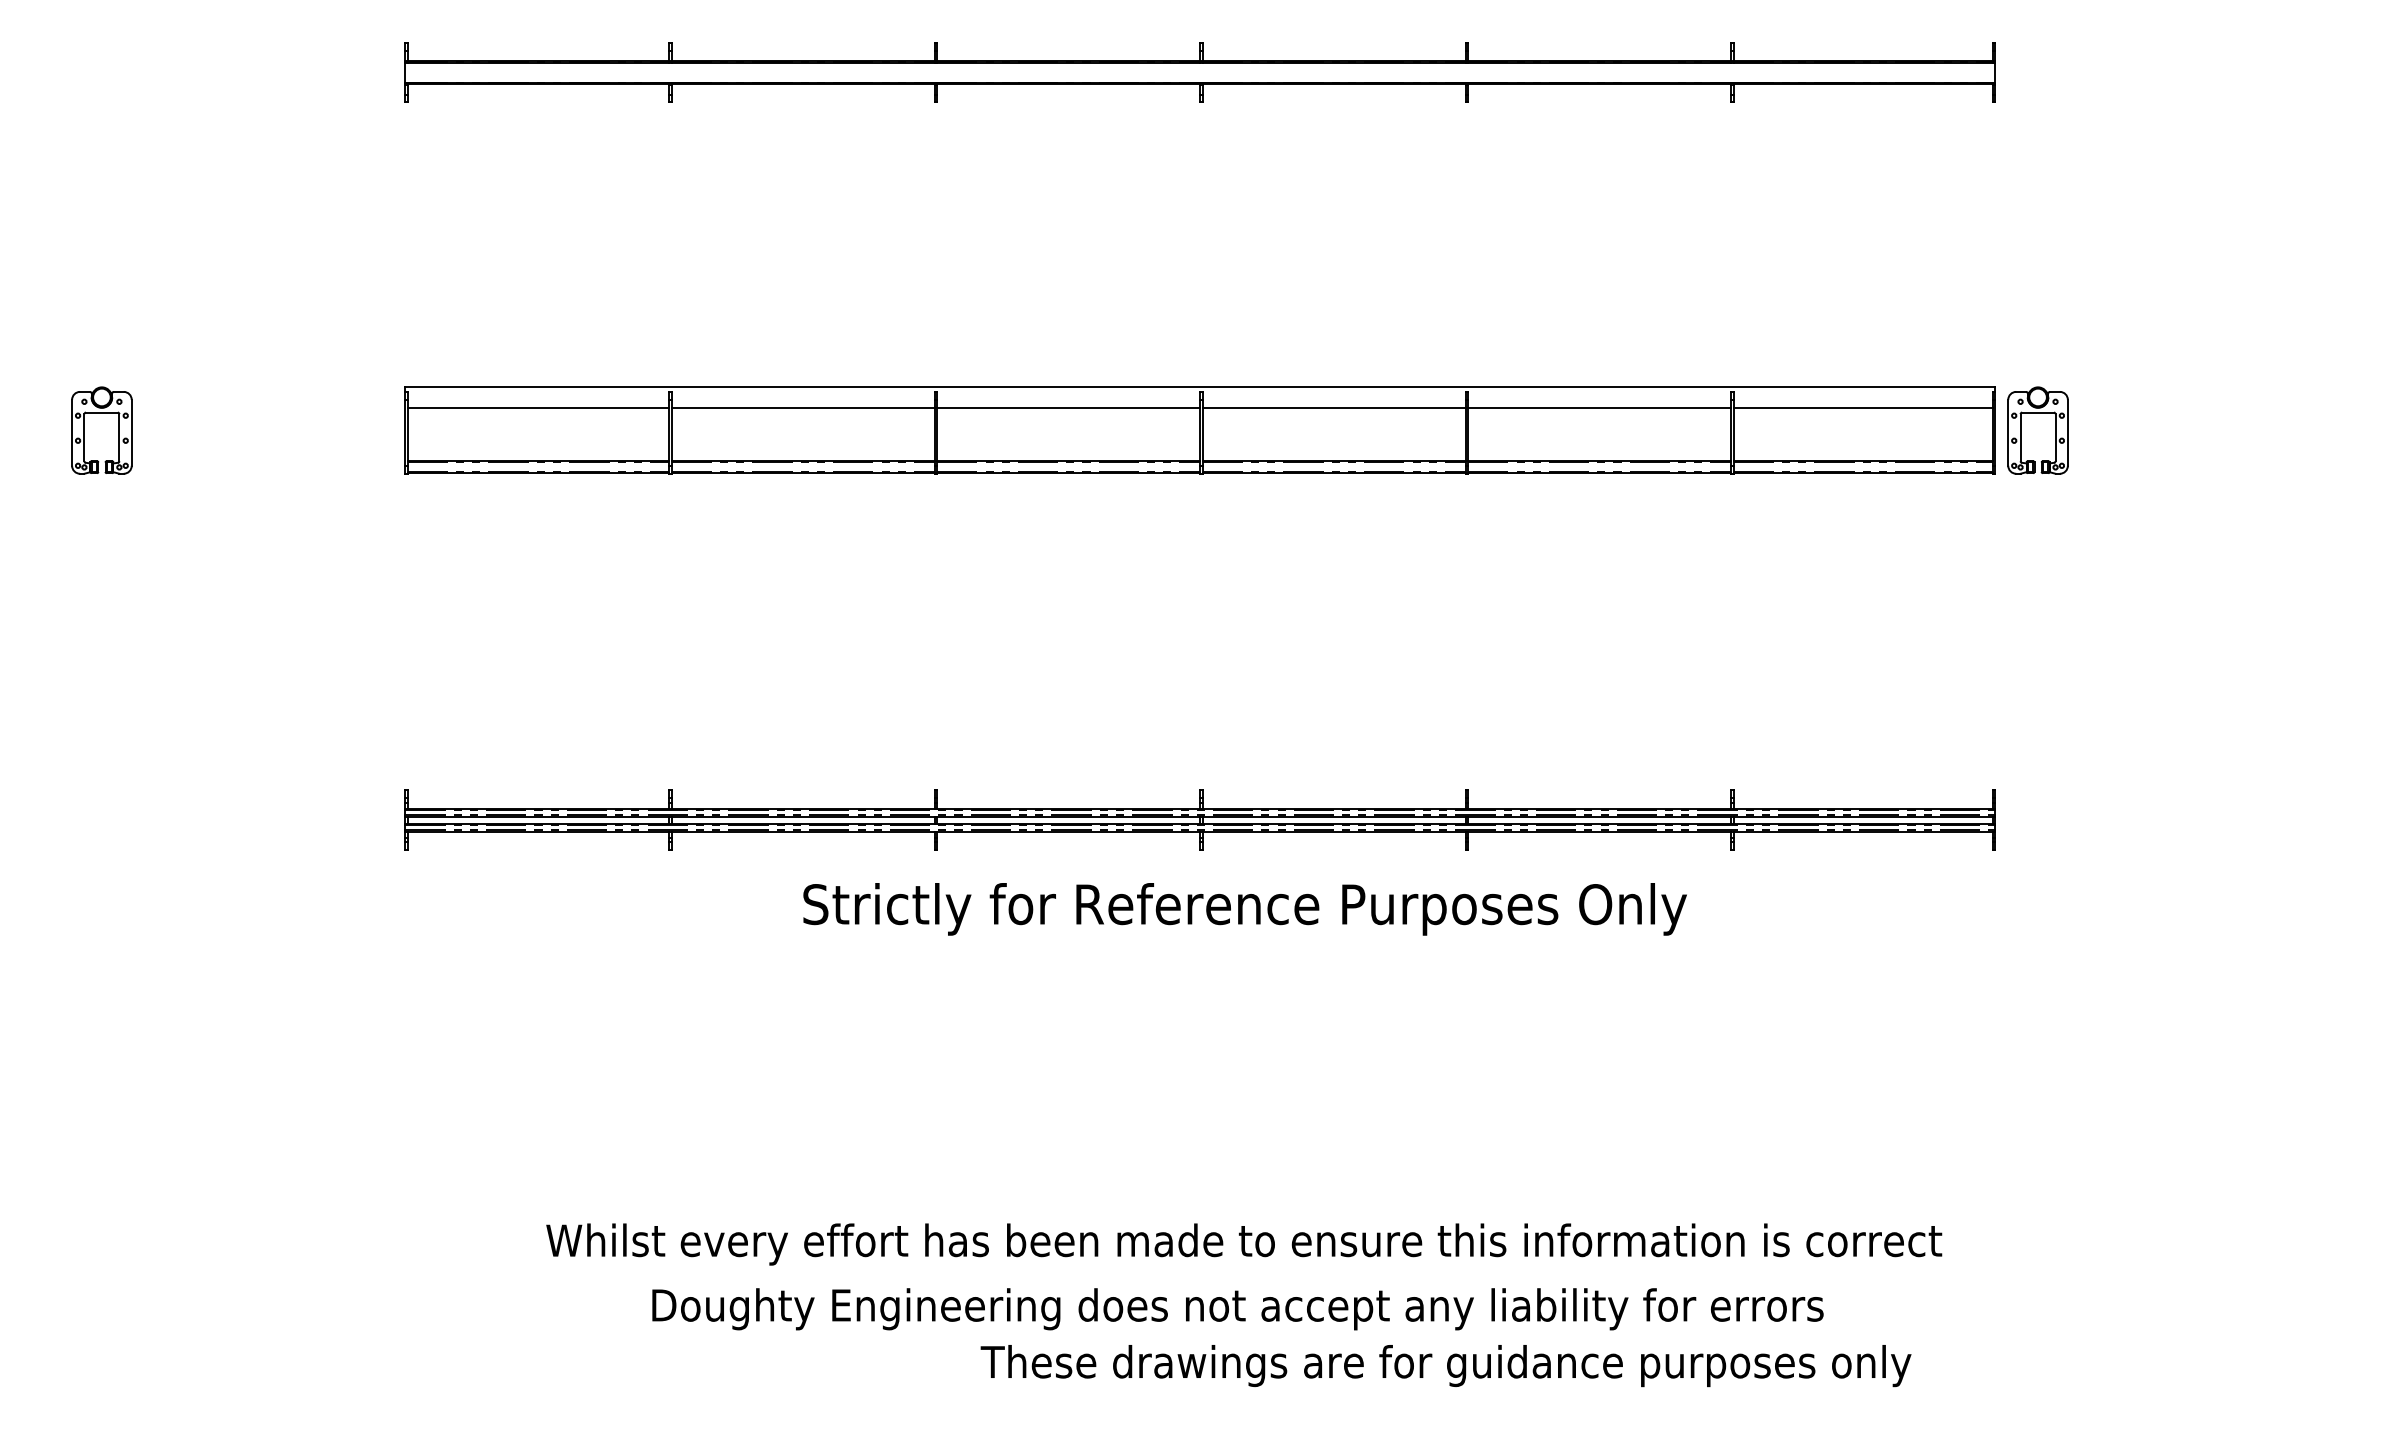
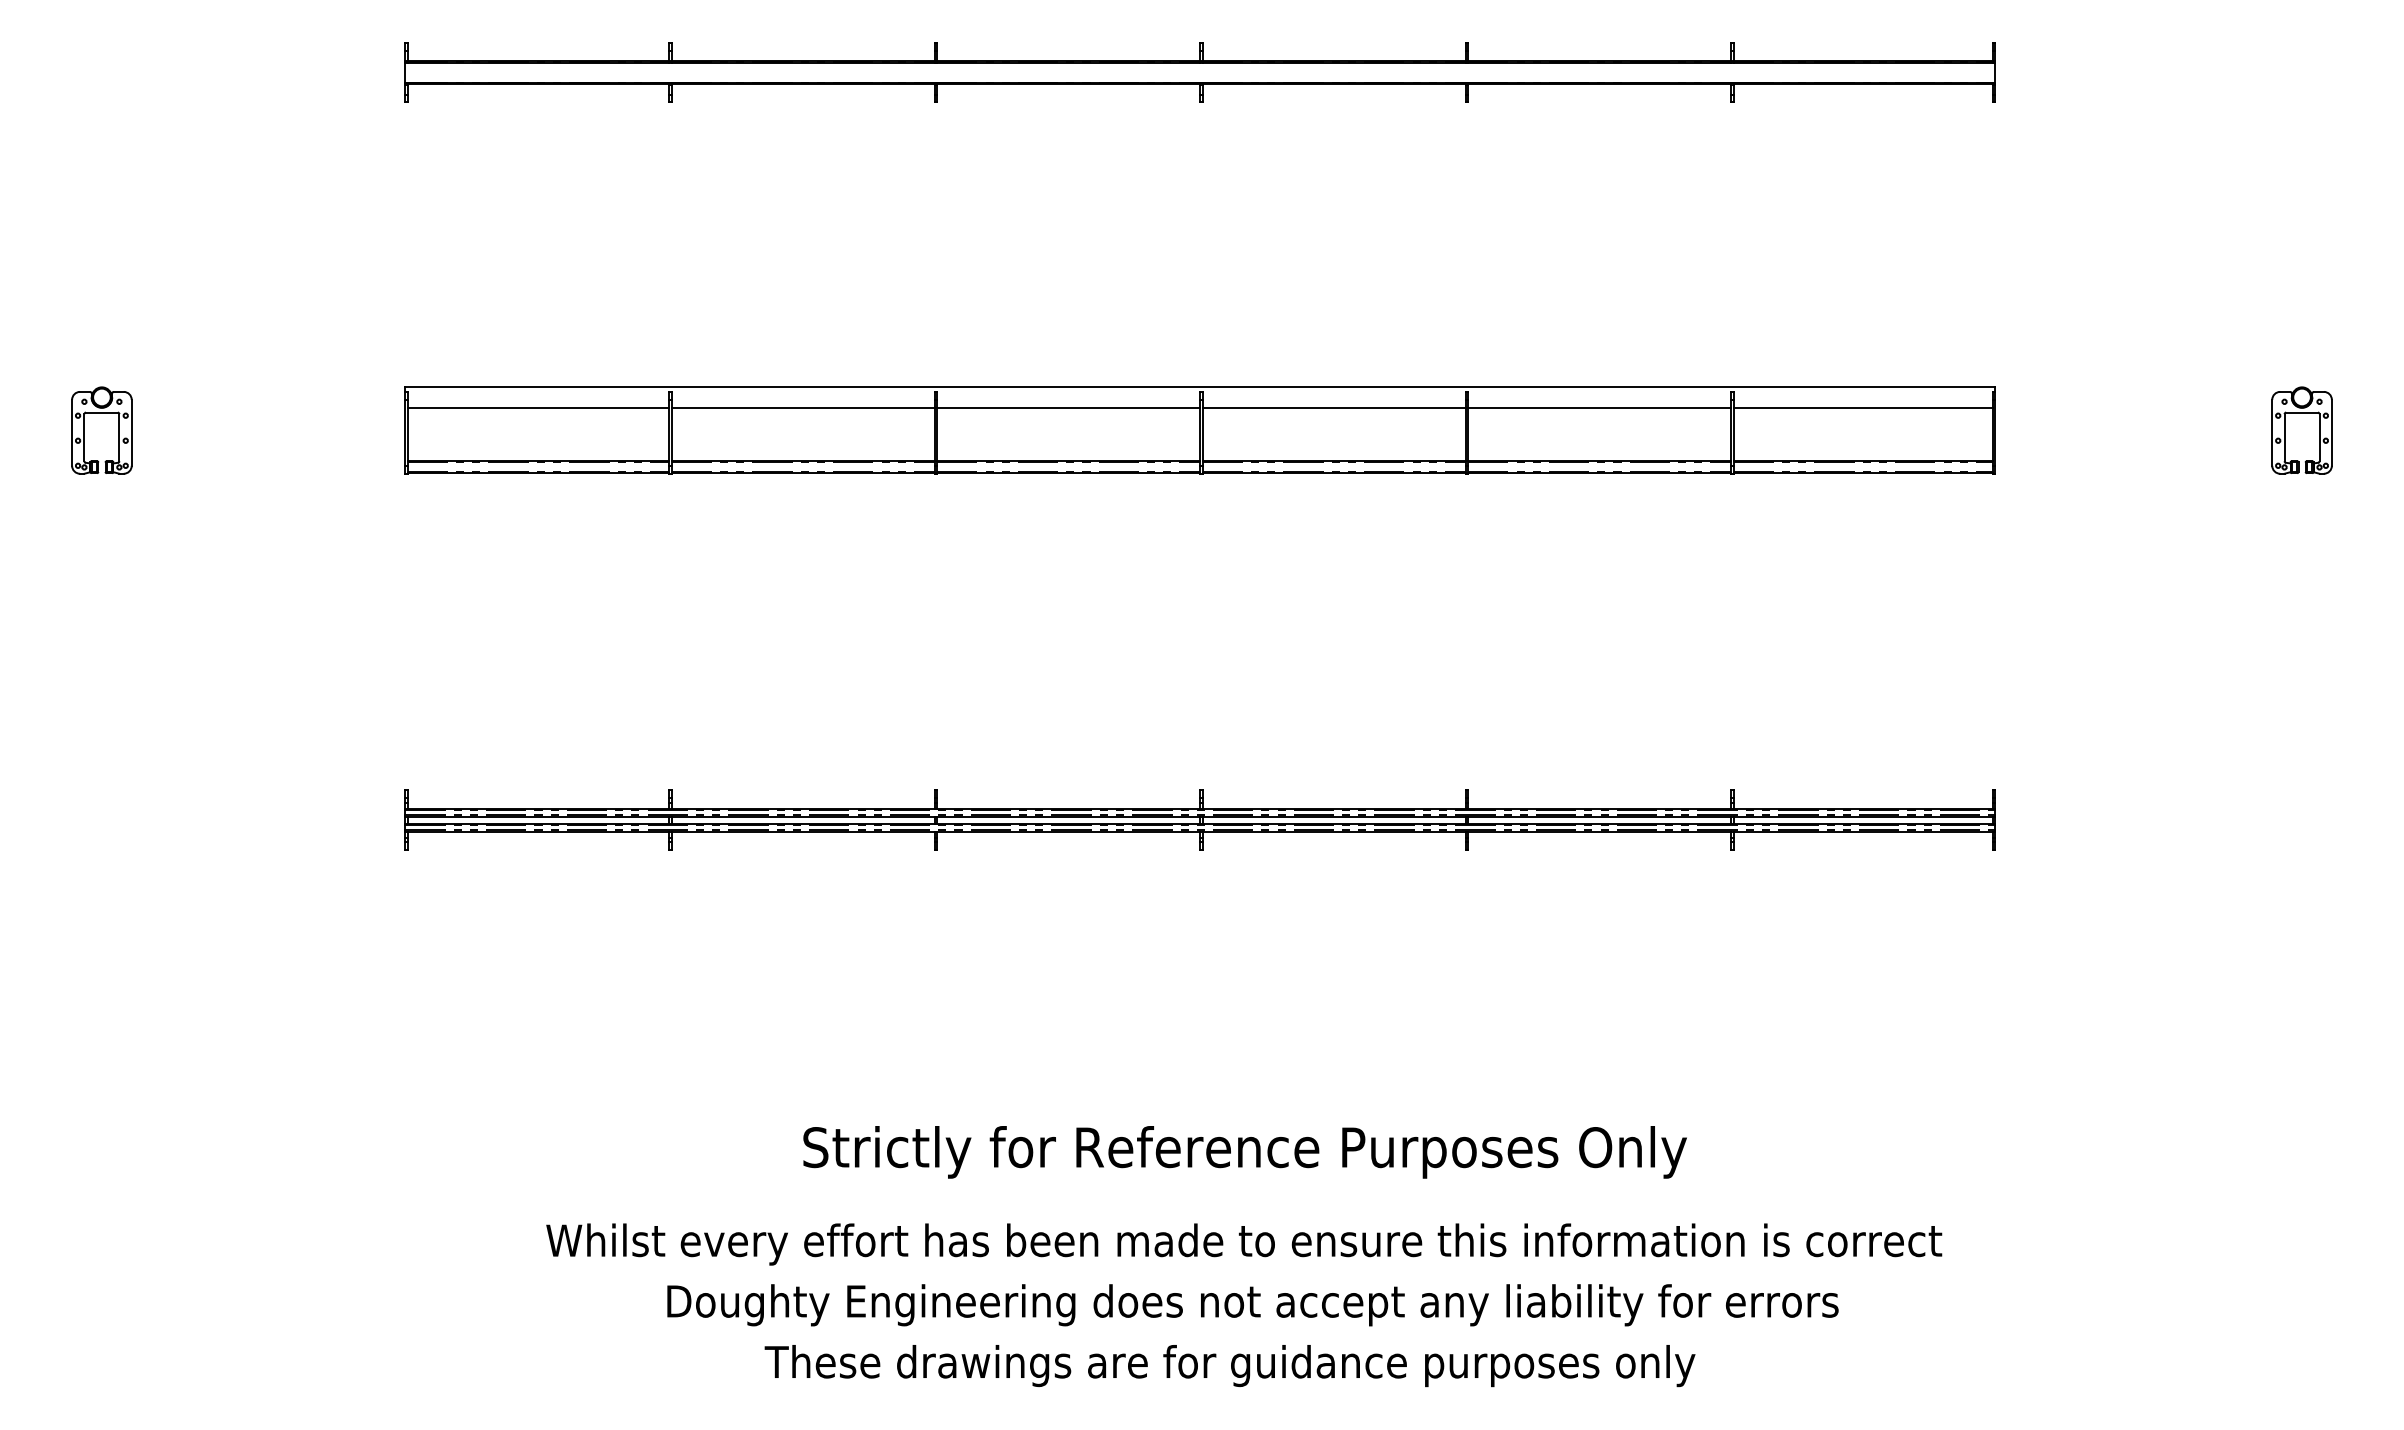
part position: (2021, 430) -> (2285, 430) (2285, 430)
text position: (1244, 909) -> (1244, 1152) (1244, 1152)
text position: (1237, 1309) -> (1252, 1305) (1252, 1305)
text position: (1445, 1366) -> (1229, 1366) (1229, 1366)
